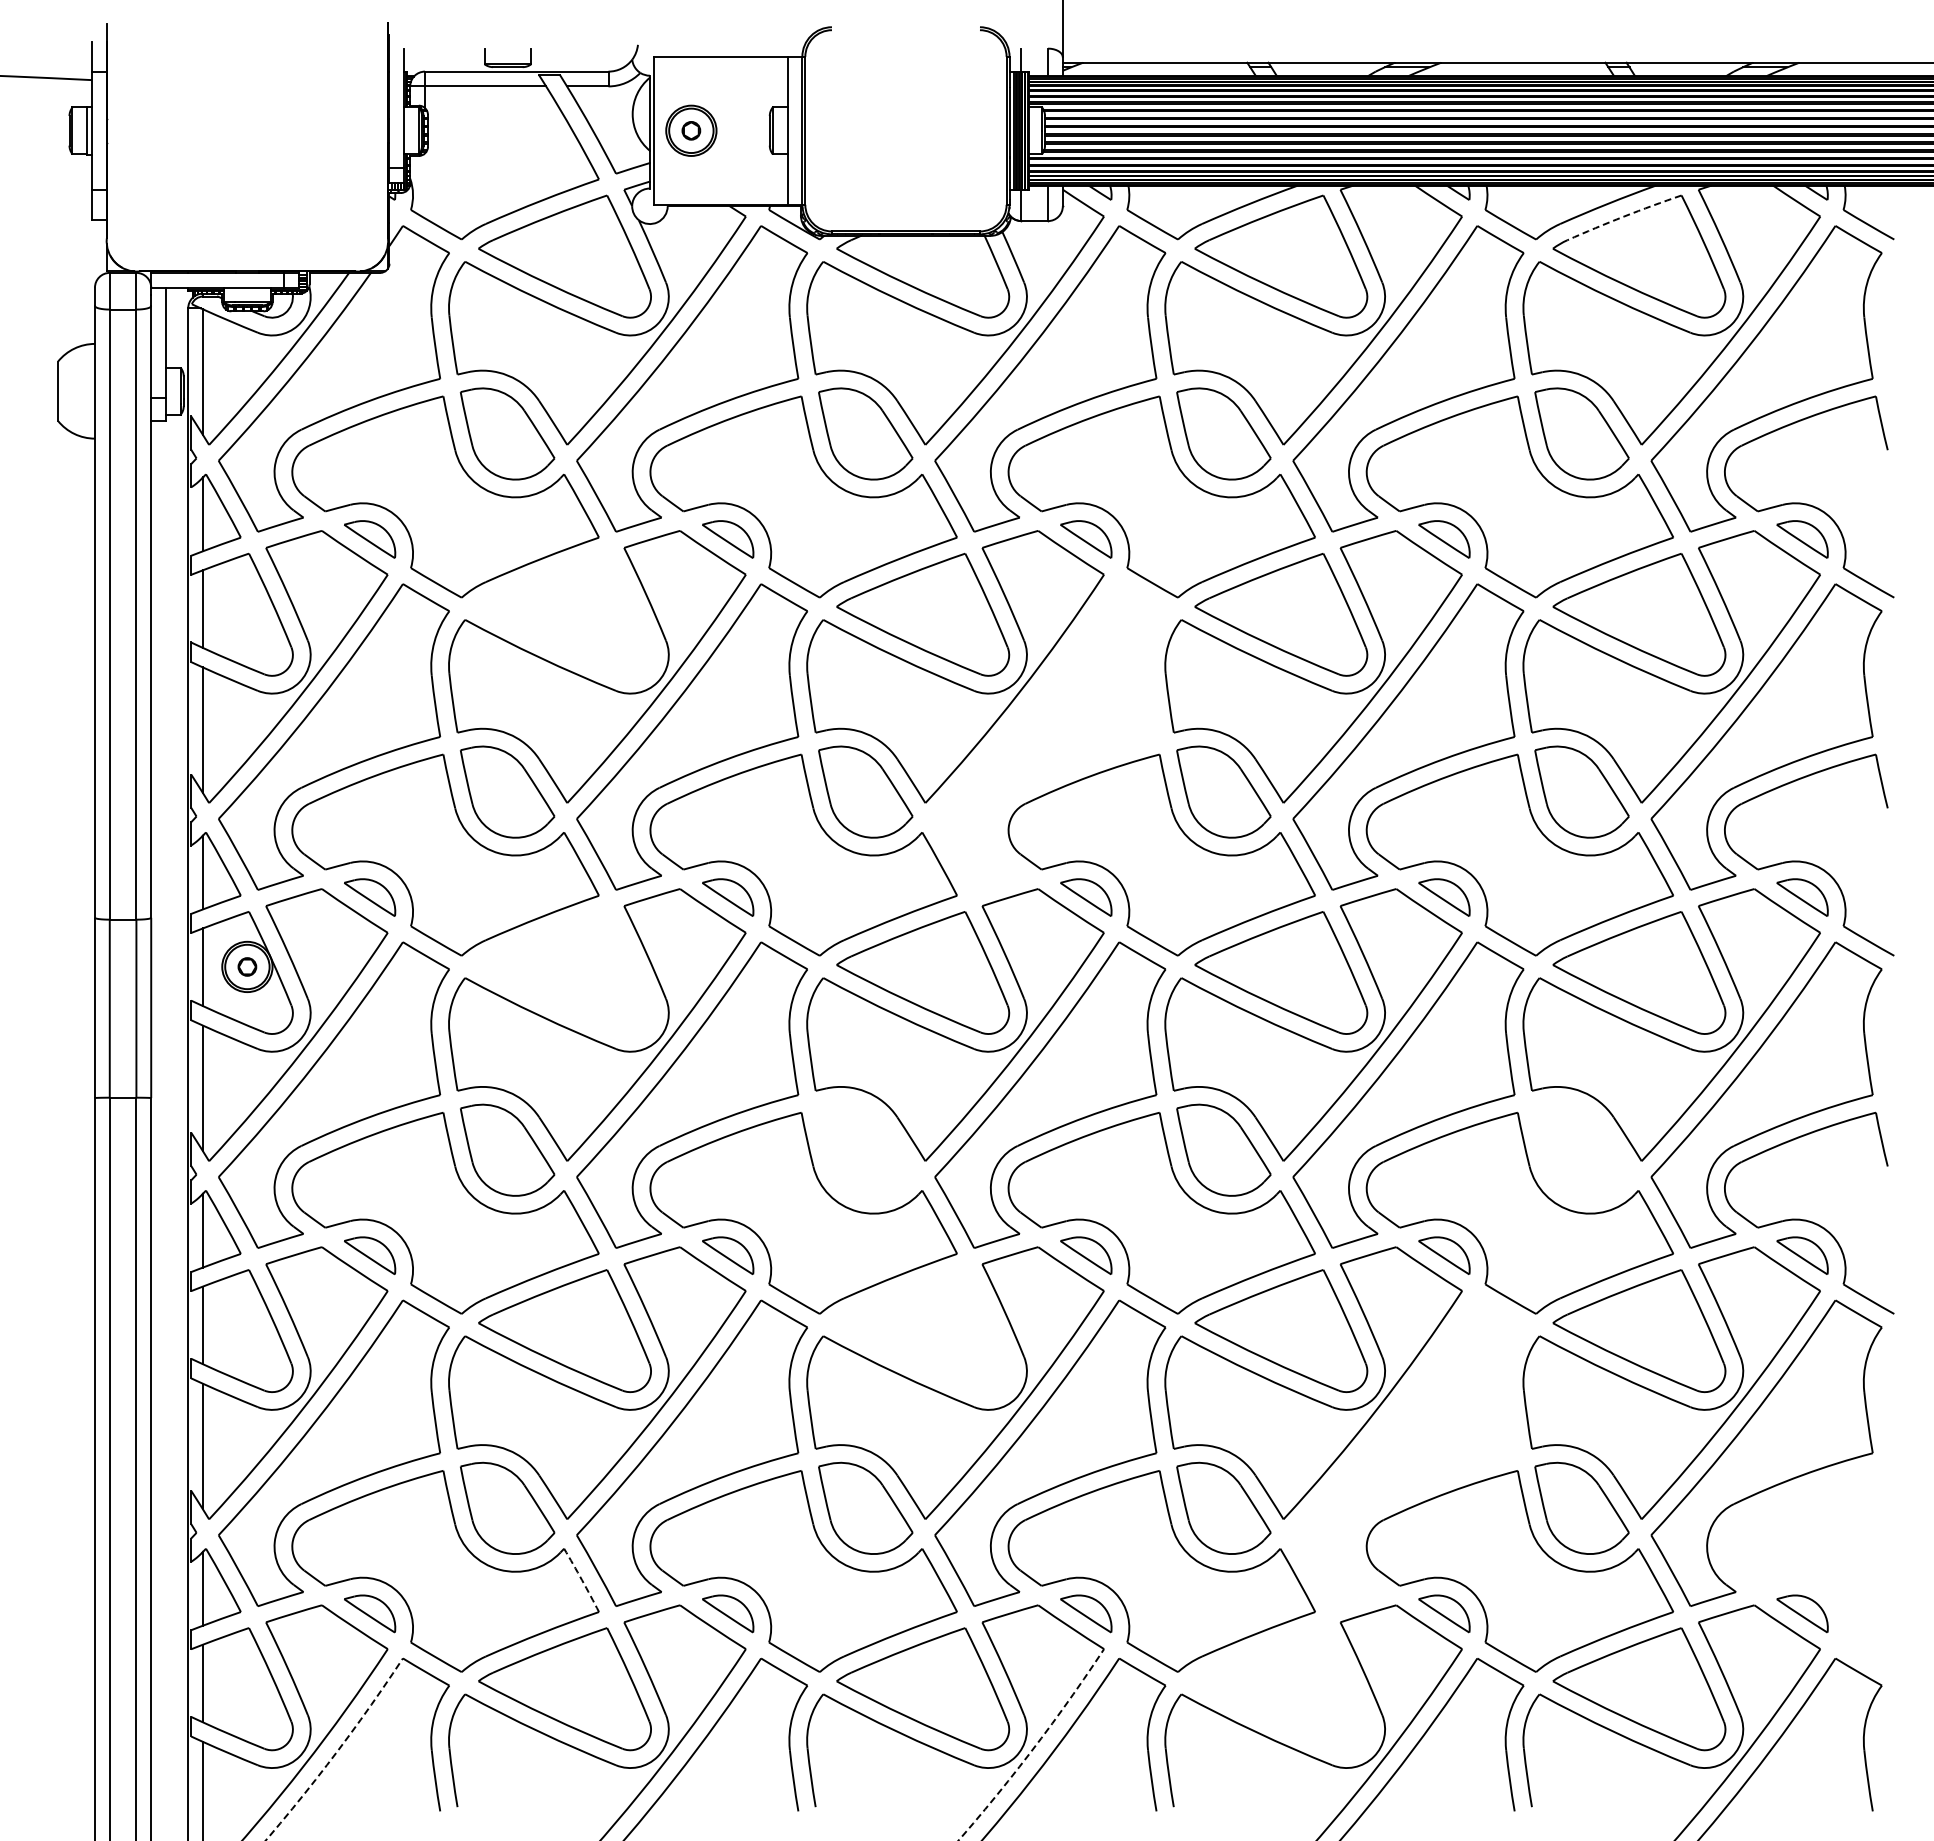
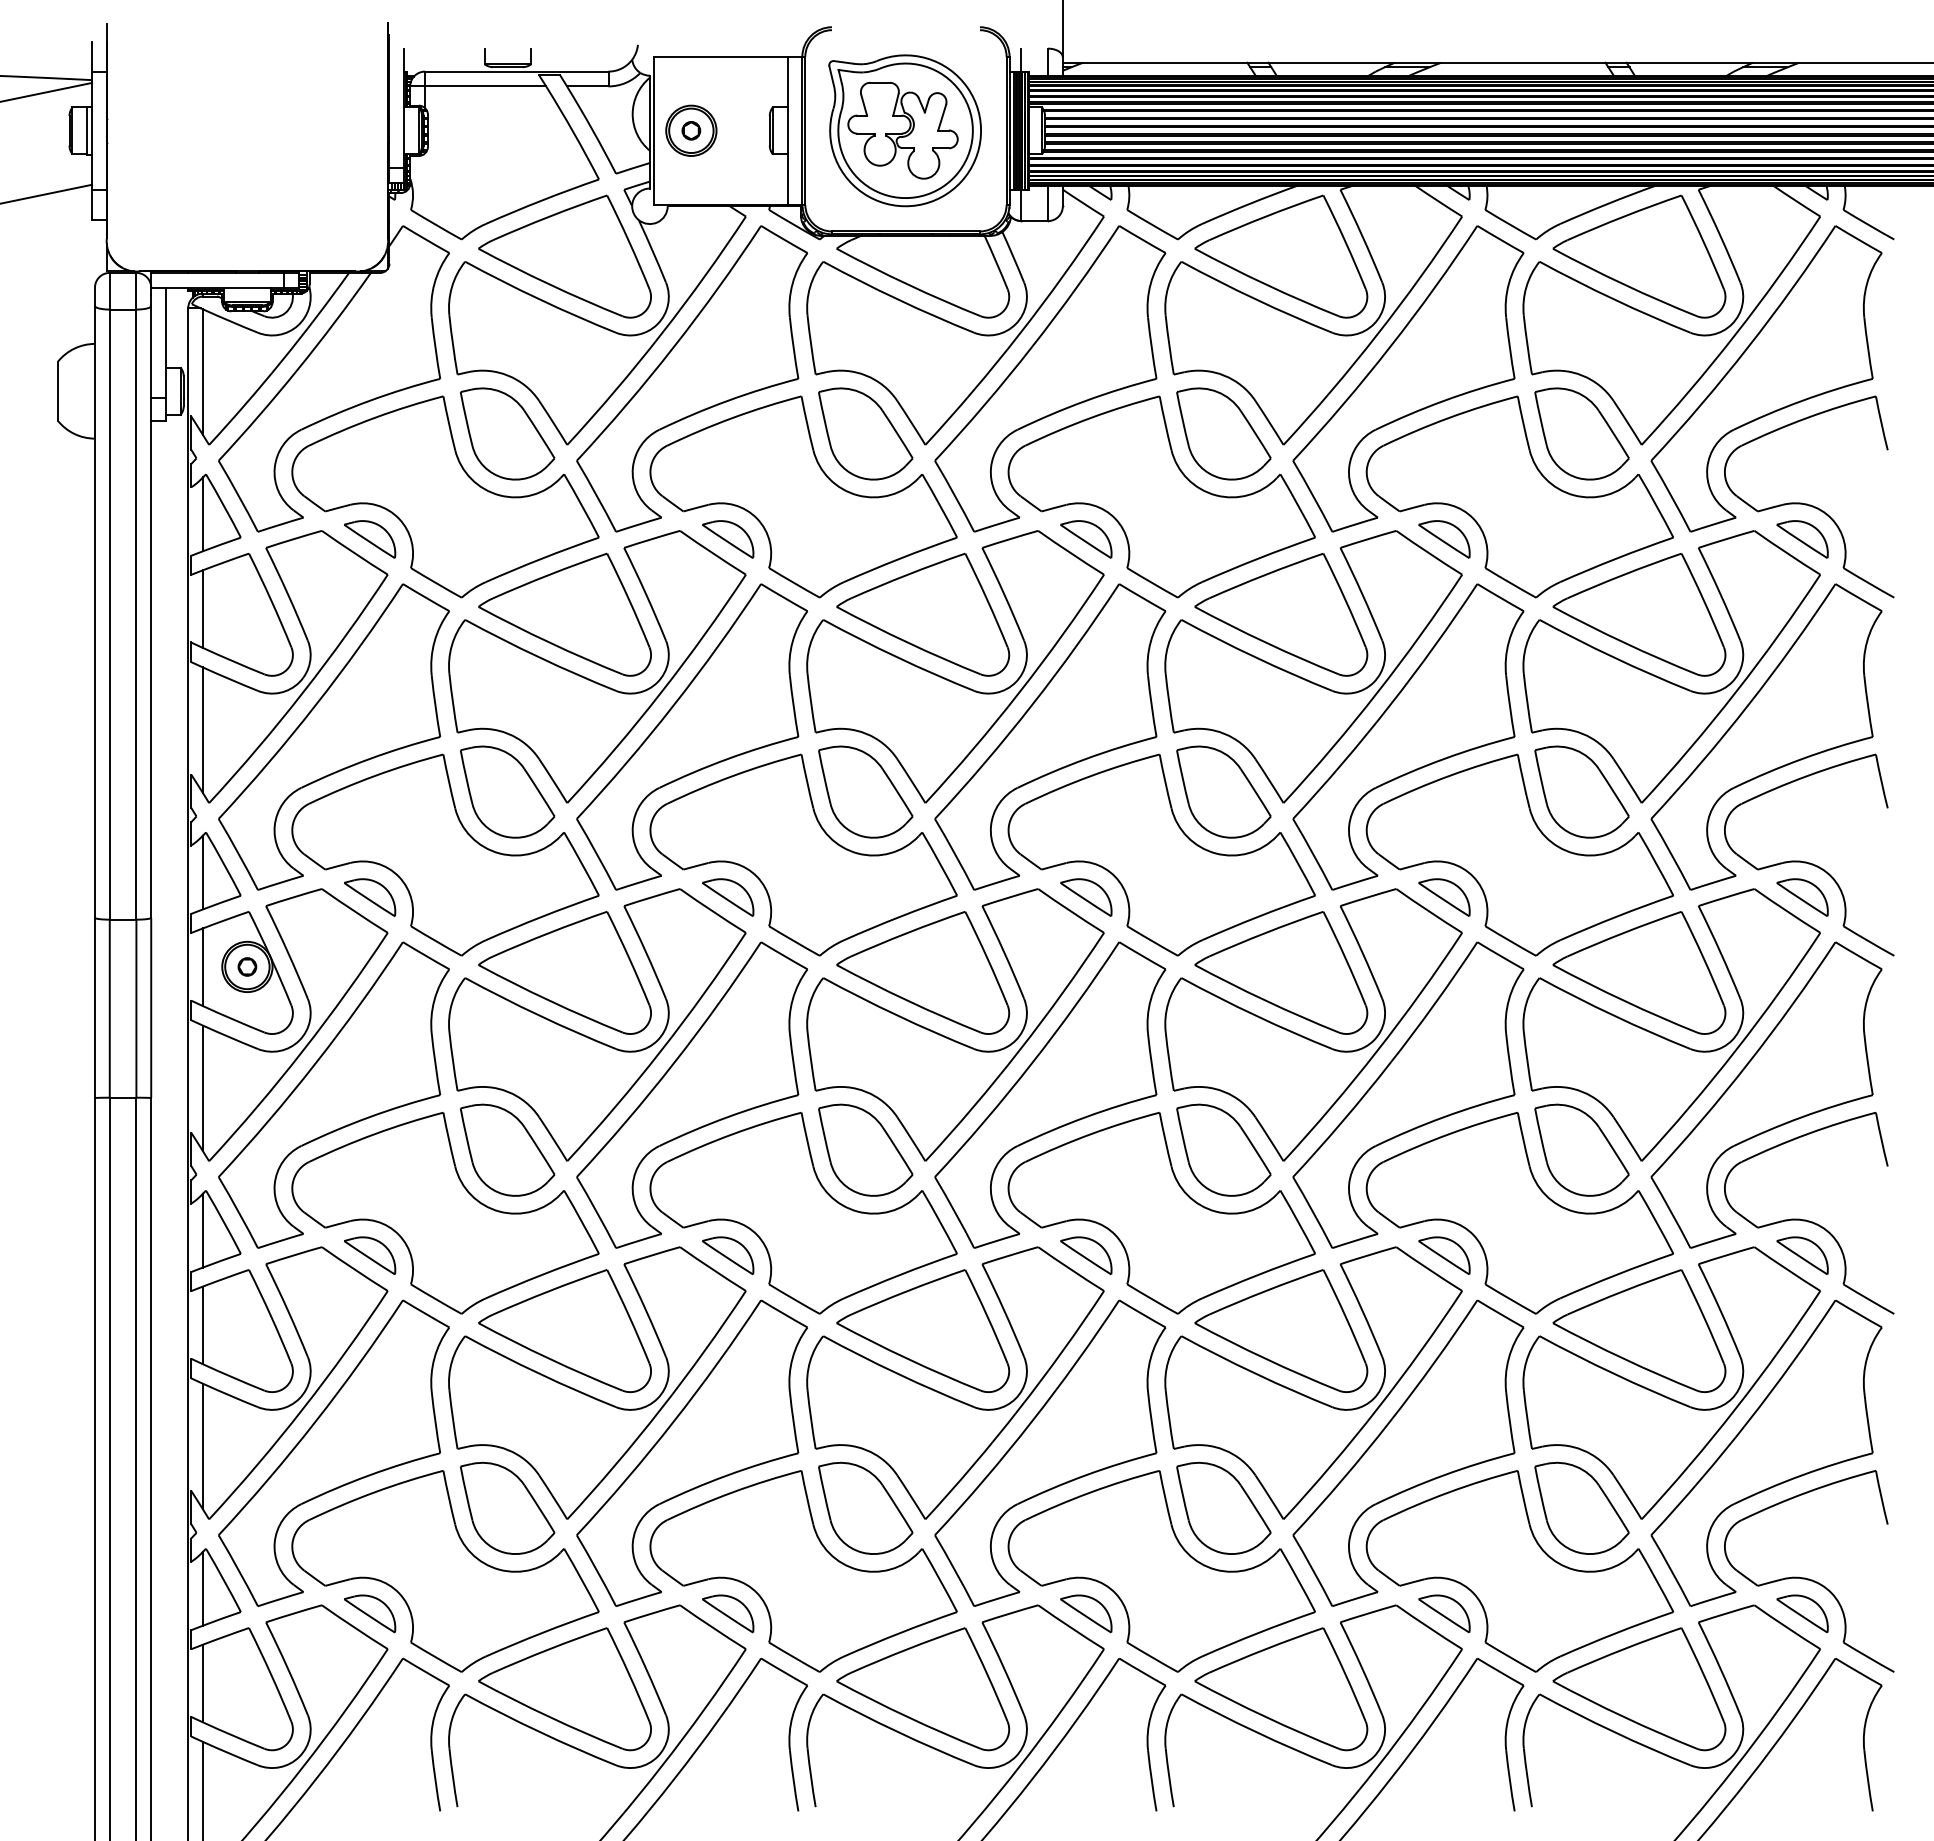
line: none -> present (47, 91)
part: none -> present (904, 130)
line: none -> present (47, 193)
arc: dashed -> solid (1624, 216)
part: none -> present (564, 614)
part: none -> present (1050, 736)
part: none -> present (564, 972)
part: none -> present (865, 1149)
part: none -> present (1581, 1149)
part: none -> present (923, 1330)
part: none -> present (1408, 1452)
part: none -> present (1809, 1578)
arc: dashed -> solid (582, 1580)
part: none -> present (1281, 1689)
arc: dashed -> solid (1034, 1747)
arc: dashed -> solid (337, 1751)
